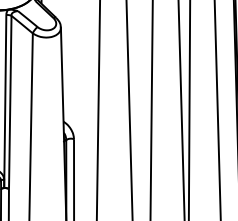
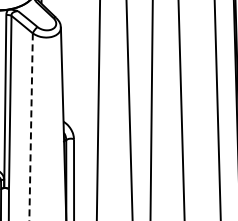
line: present -> none (189, 109)
line: solid -> dashed (31, 127)
